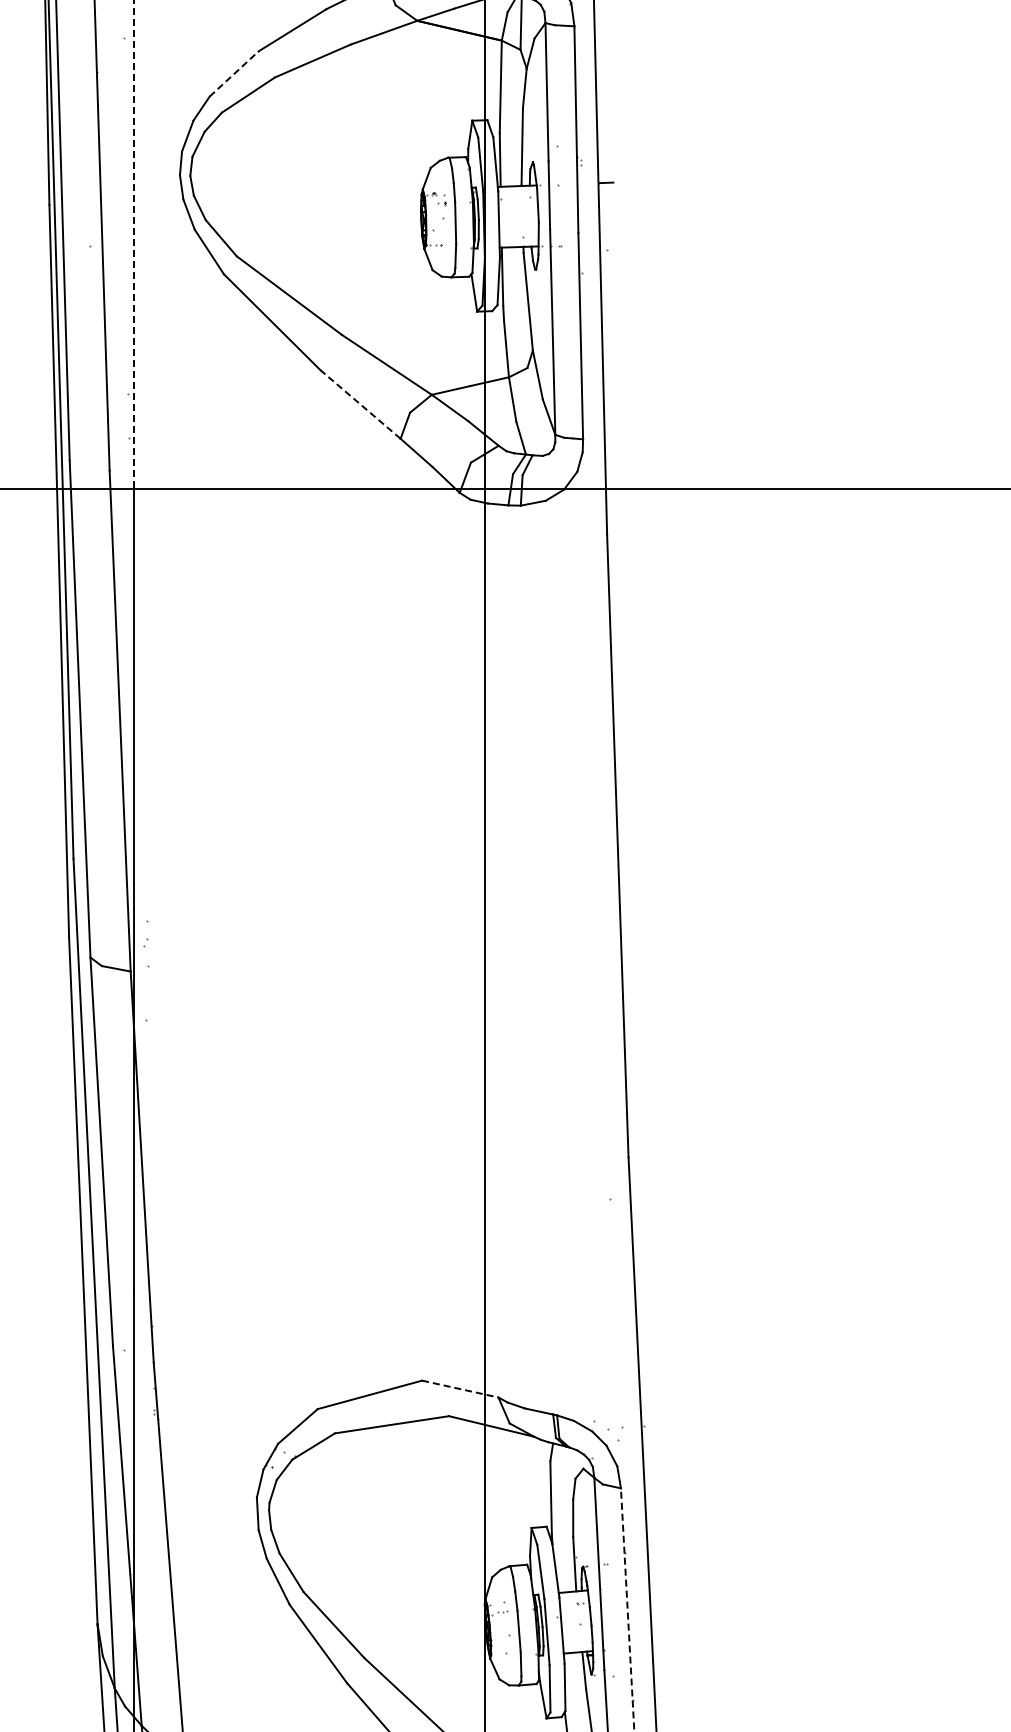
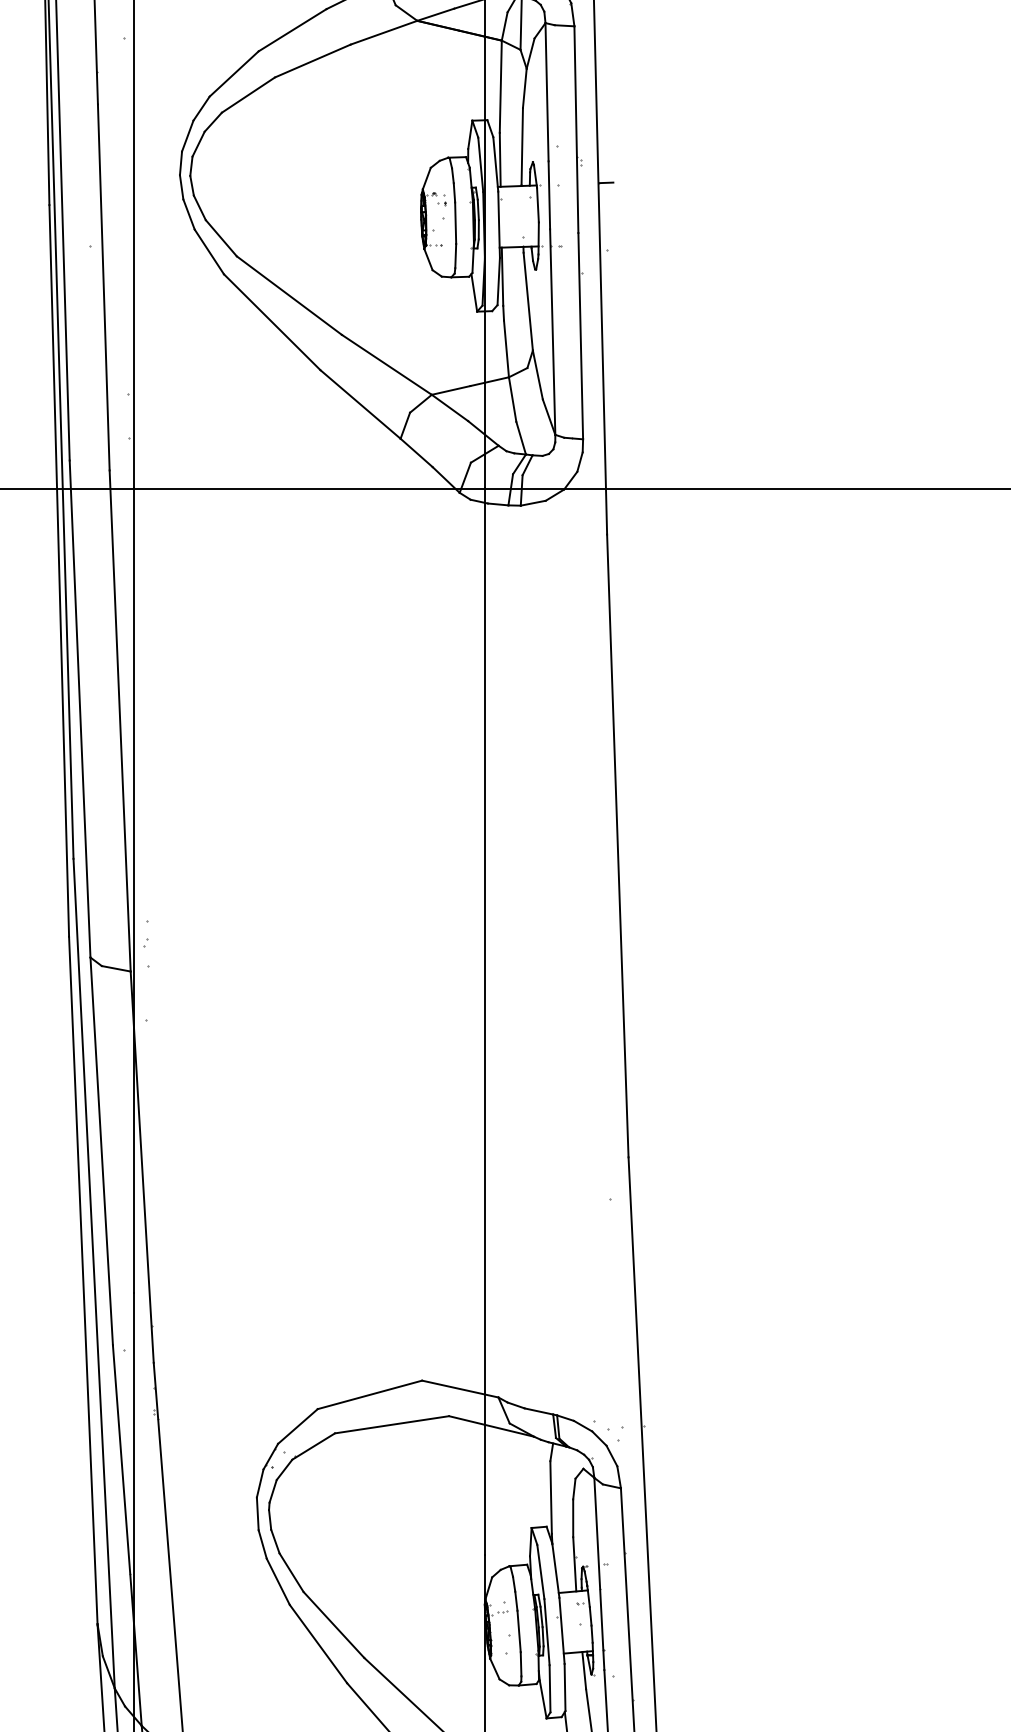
line: dashed -> solid (234, 73)
line: dashed -> solid (134, 243)
line: dashed -> solid (360, 404)
line: dashed -> solid (460, 1389)
line: dashed -> solid (627, 1609)
